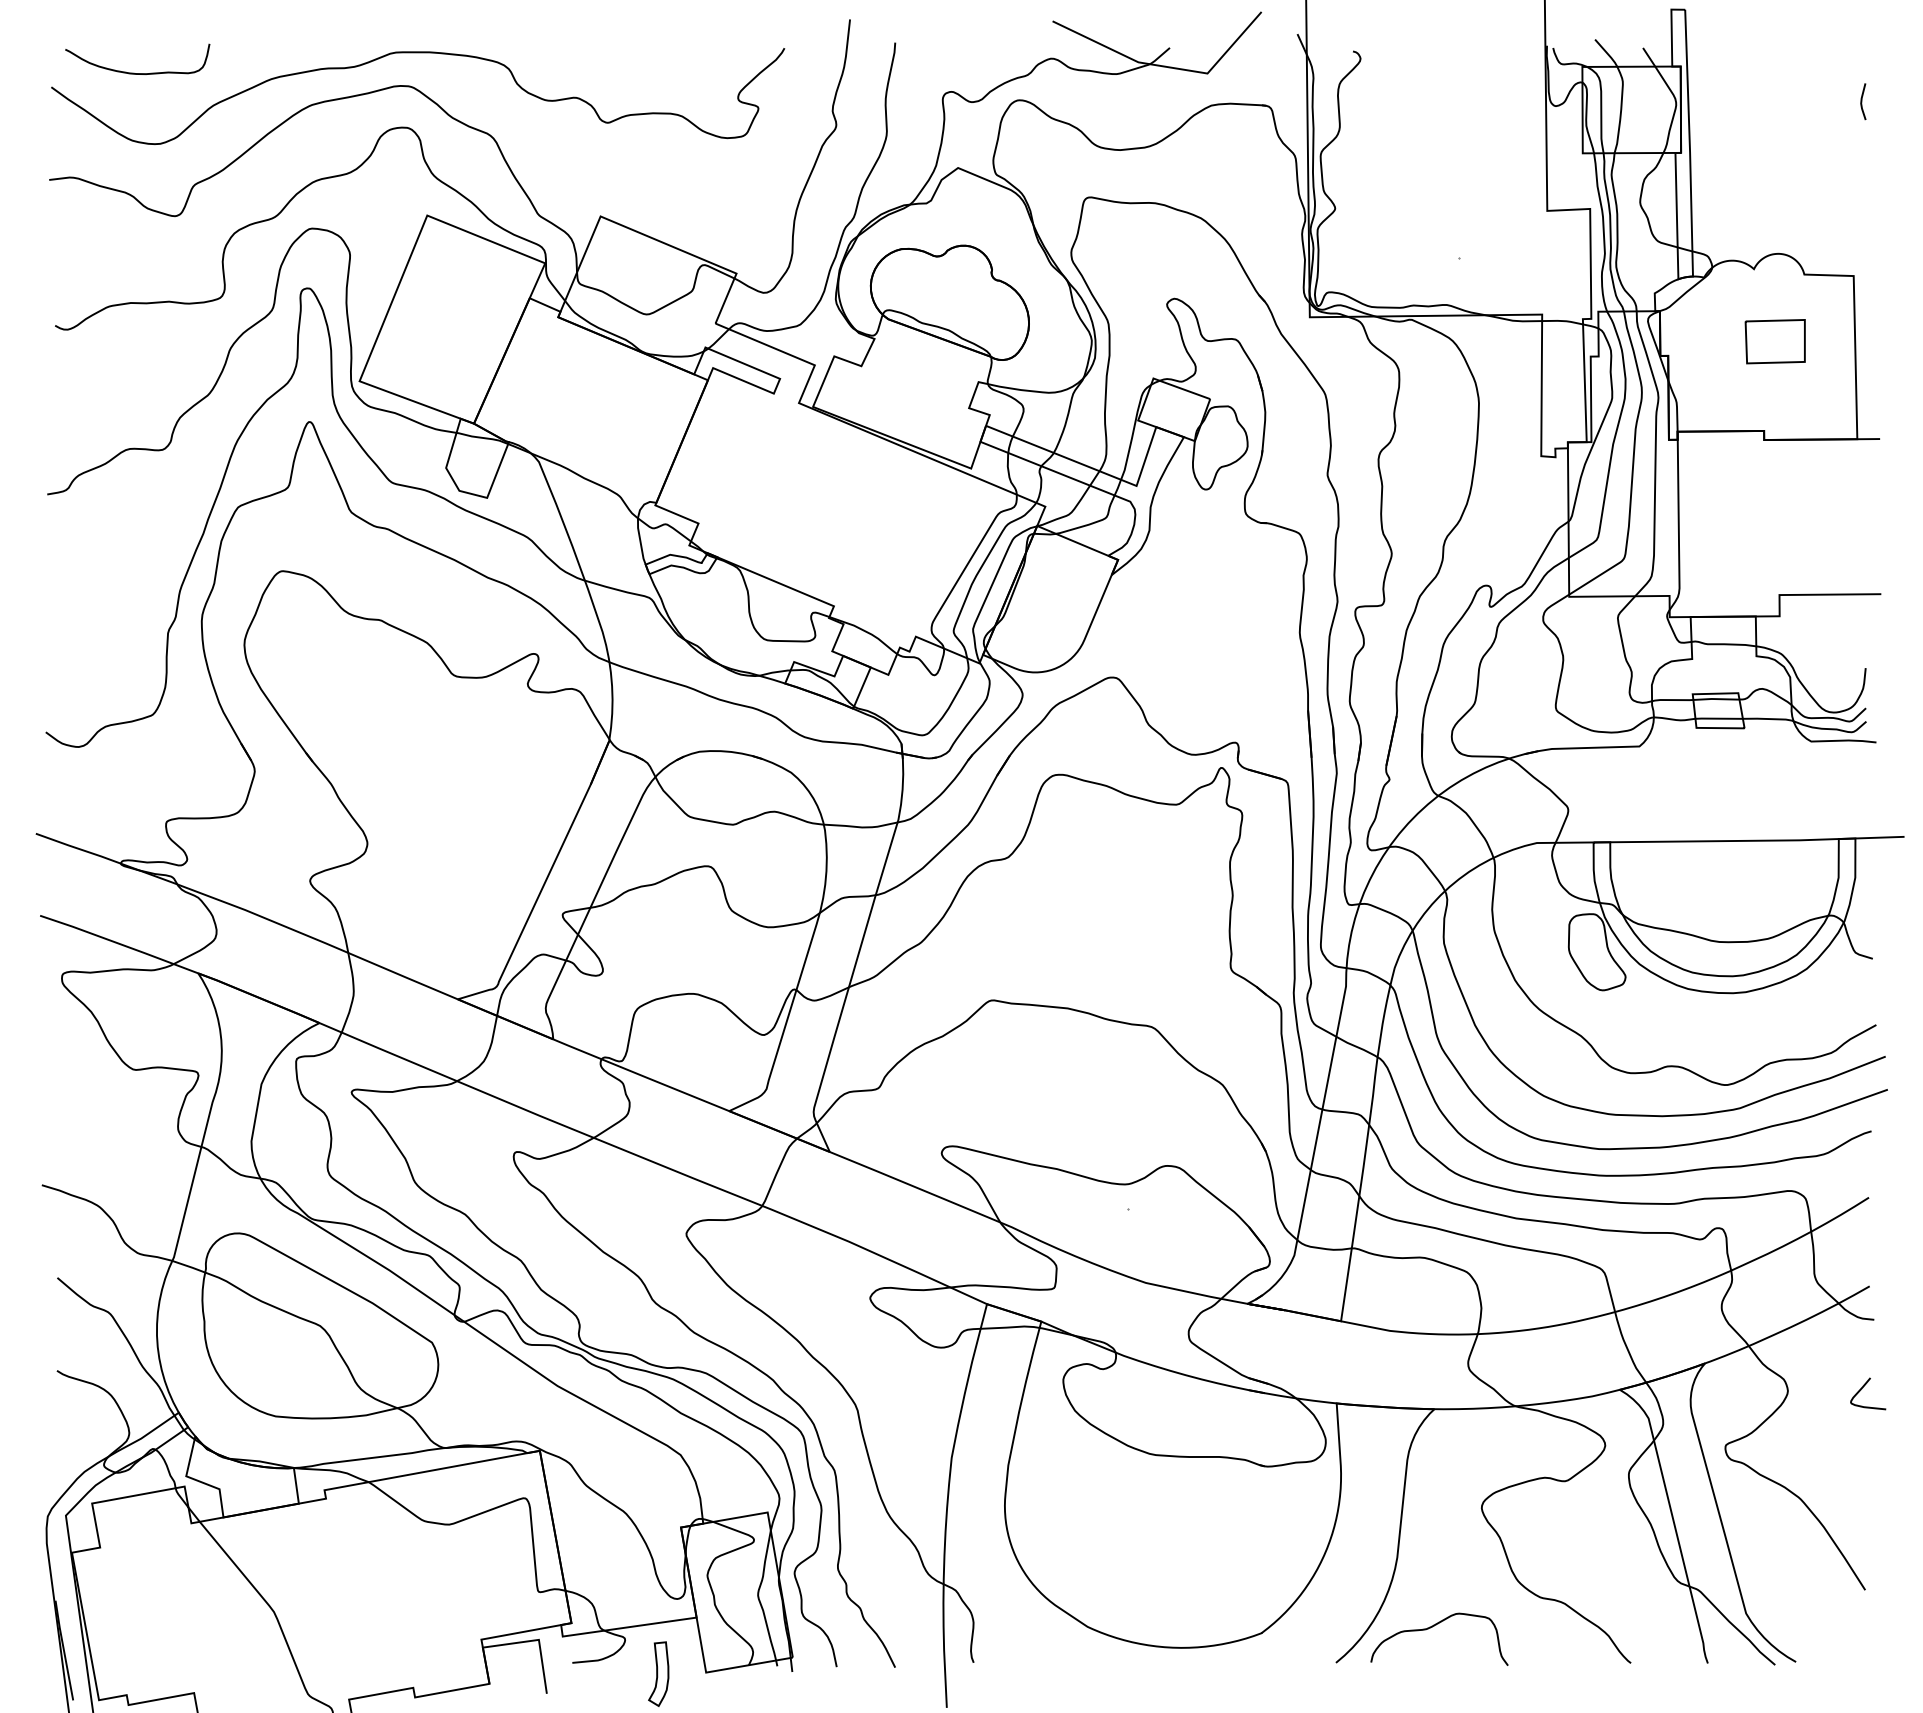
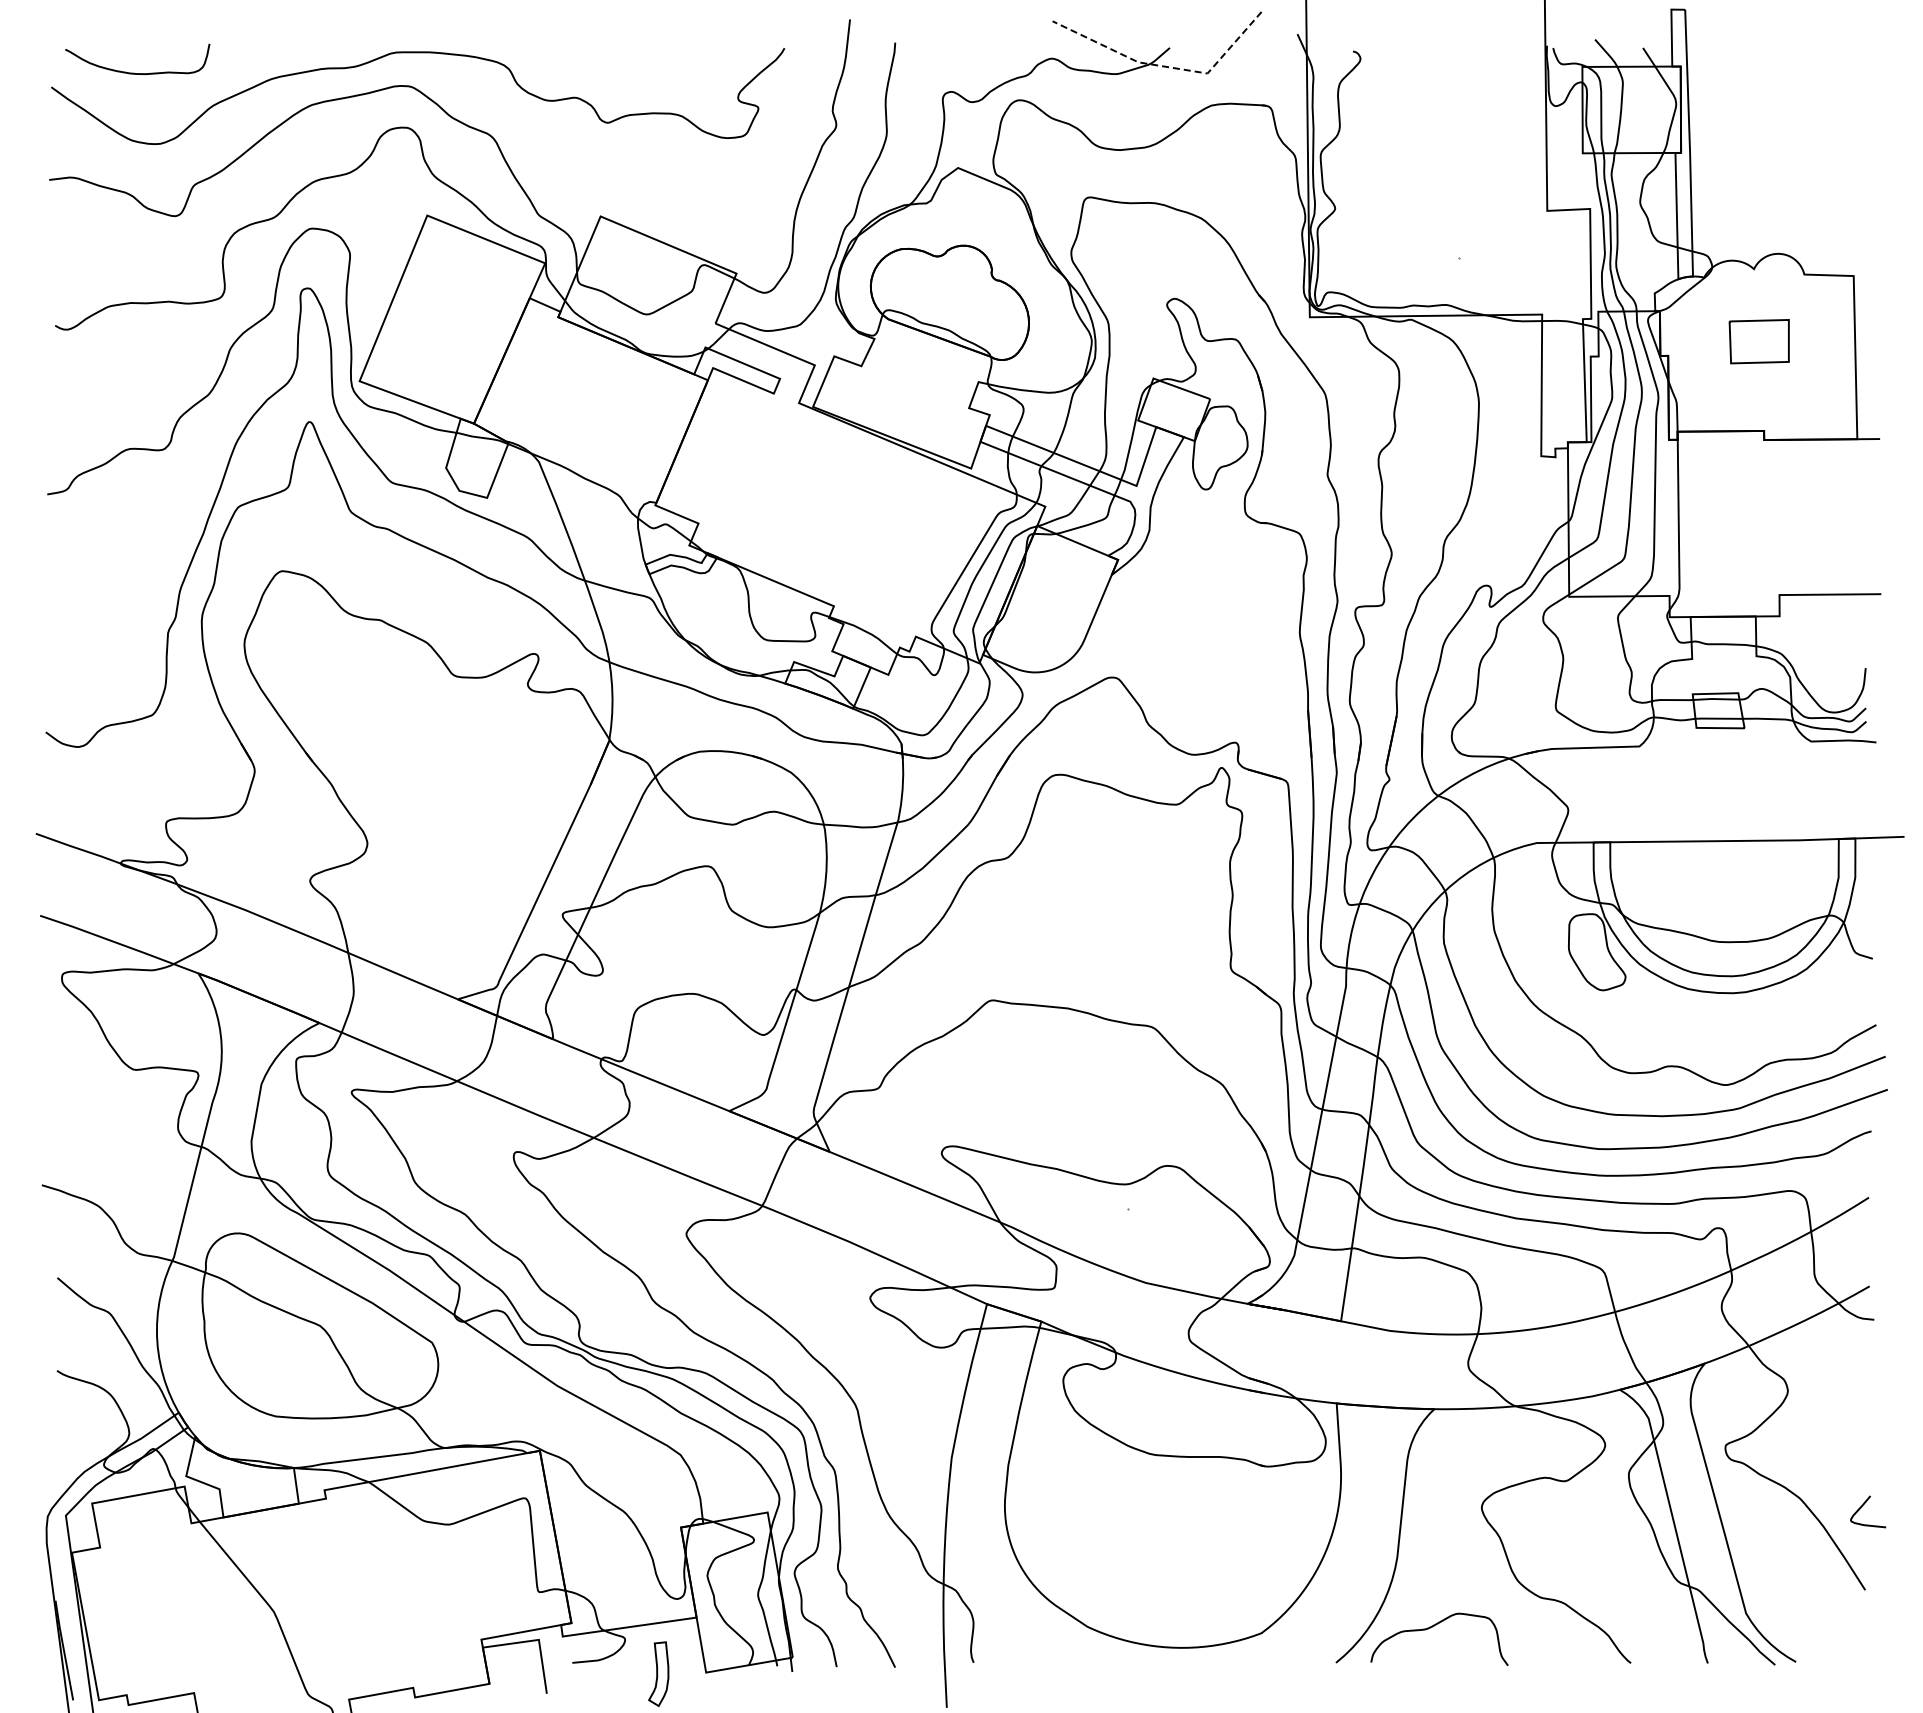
line: solid -> dashed (1166, 66)
line: present -> none (1862, 101)
part position: (1774, 341) -> (1758, 341) (1758, 341)
curve position: (1861, 1390) -> (1861, 1508) (1861, 1508)
